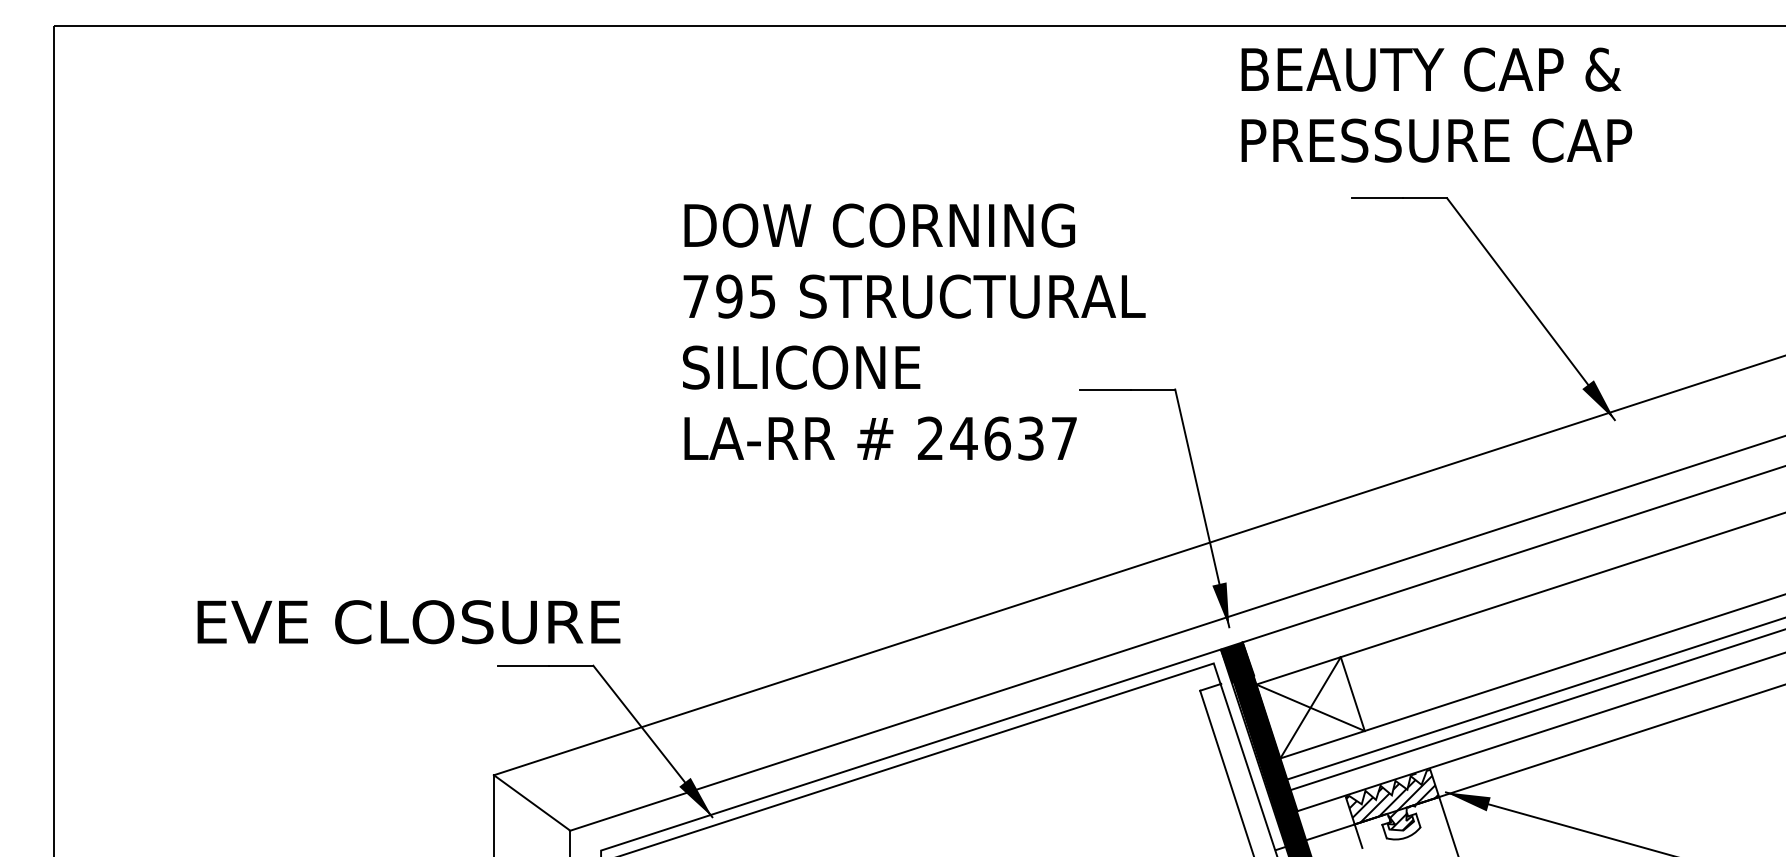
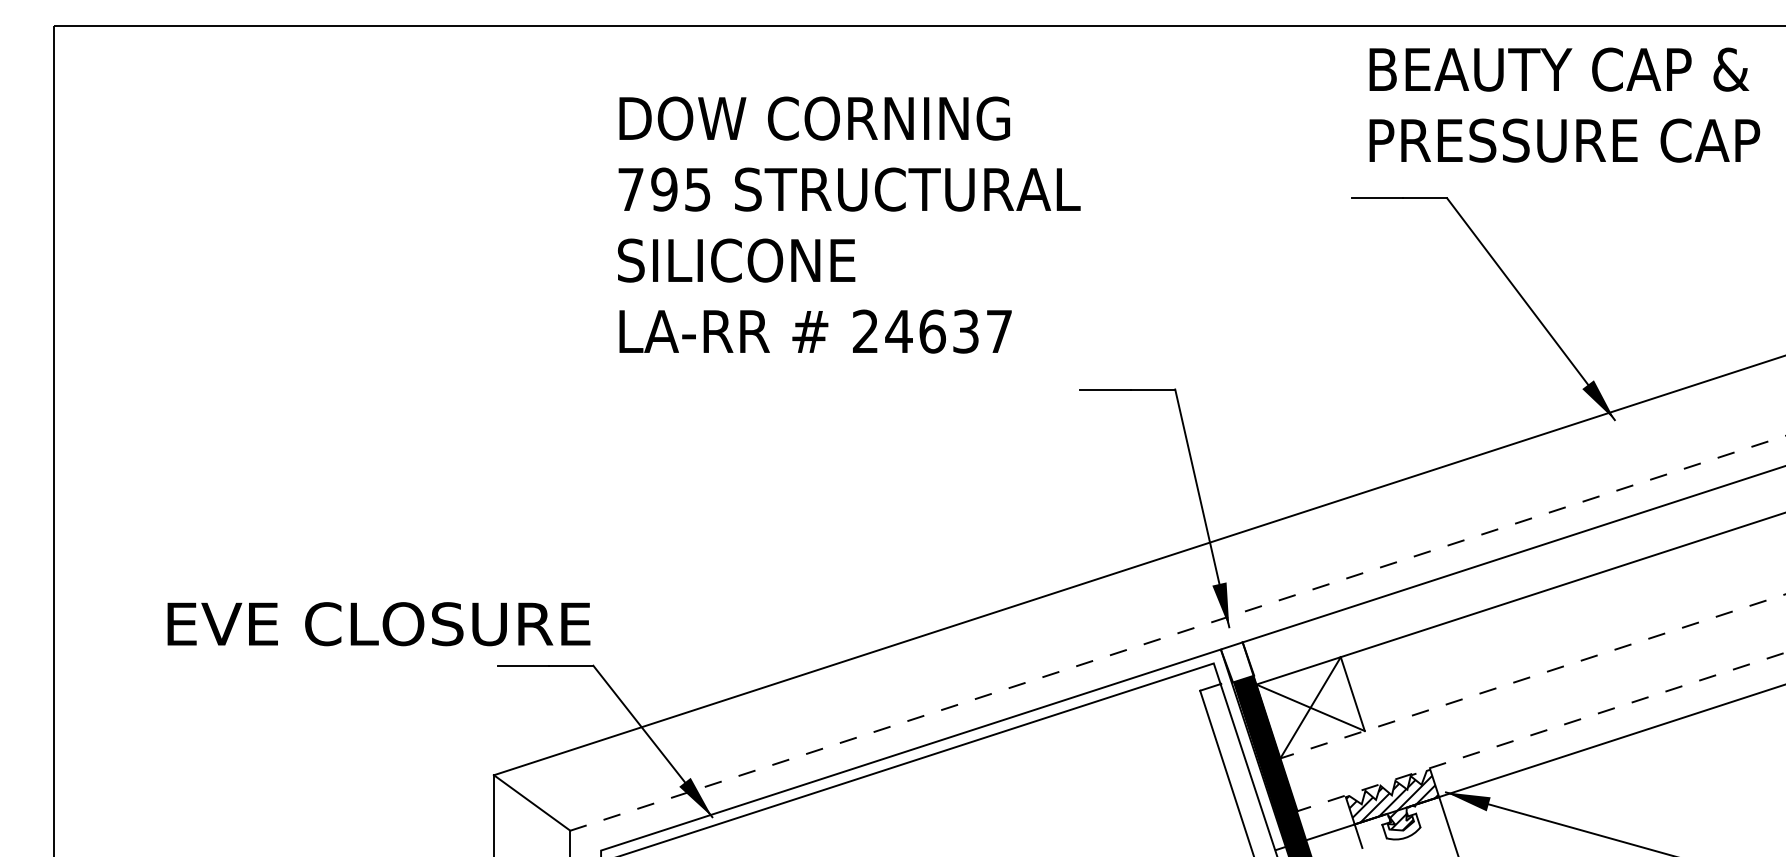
text position: (1436, 104) -> (1564, 104) (1564, 104)
text position: (914, 331) -> (849, 224) (849, 224)
text position: (408, 622) -> (378, 624) (378, 624)
line: solid -> dashed (1178, 633)
fill: present -> none (1237, 662)
line: solid -> dashed (1533, 676)
line: present -> none (1534, 698)
line: present -> none (1536, 710)
line: solid -> dashed (1541, 731)
